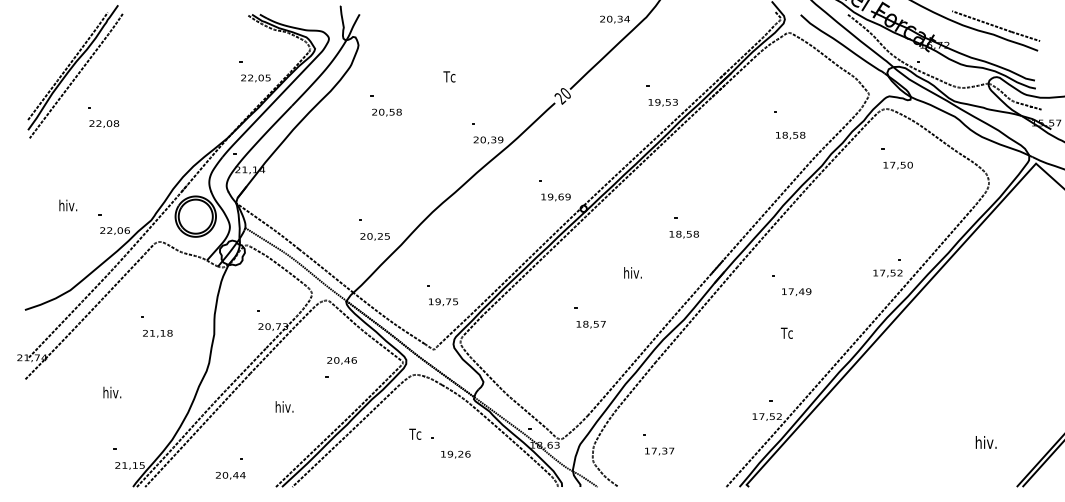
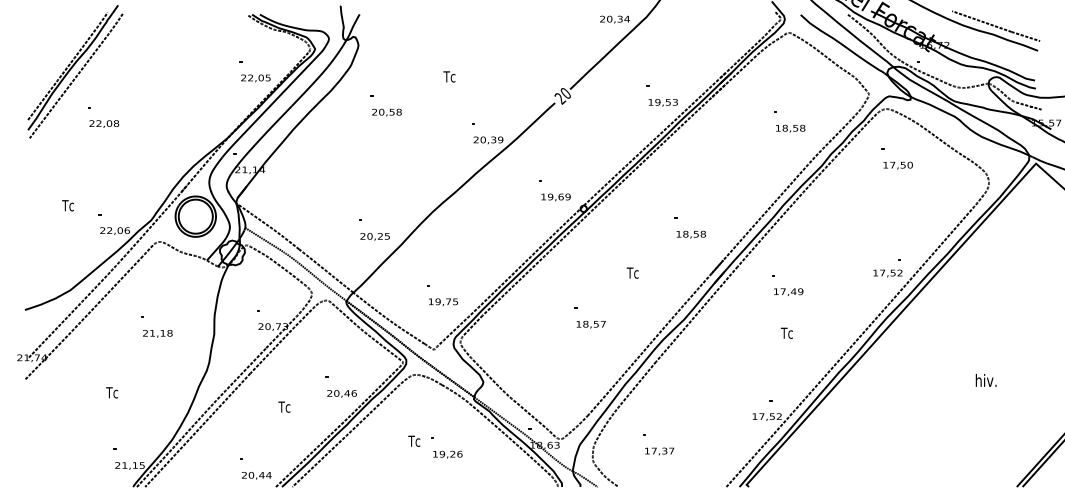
text position: (790, 135) -> (790, 128) (790, 128)
text: hiv. -> Tc (68, 205)
text position: (683, 234) -> (690, 234) (690, 234)
text: hiv. -> Tc (632, 272)
text position: (796, 291) -> (788, 291) (788, 291)
text position: (341, 360) -> (341, 393) (341, 393)
text: hiv. -> Tc (112, 392)
text: hiv. -> Tc (284, 406)
text position: (415, 433) -> (414, 440) (414, 440)
text position: (985, 442) -> (985, 380) (985, 380)
text position: (455, 454) -> (447, 454) (447, 454)
text position: (230, 475) -> (256, 475) (256, 475)
